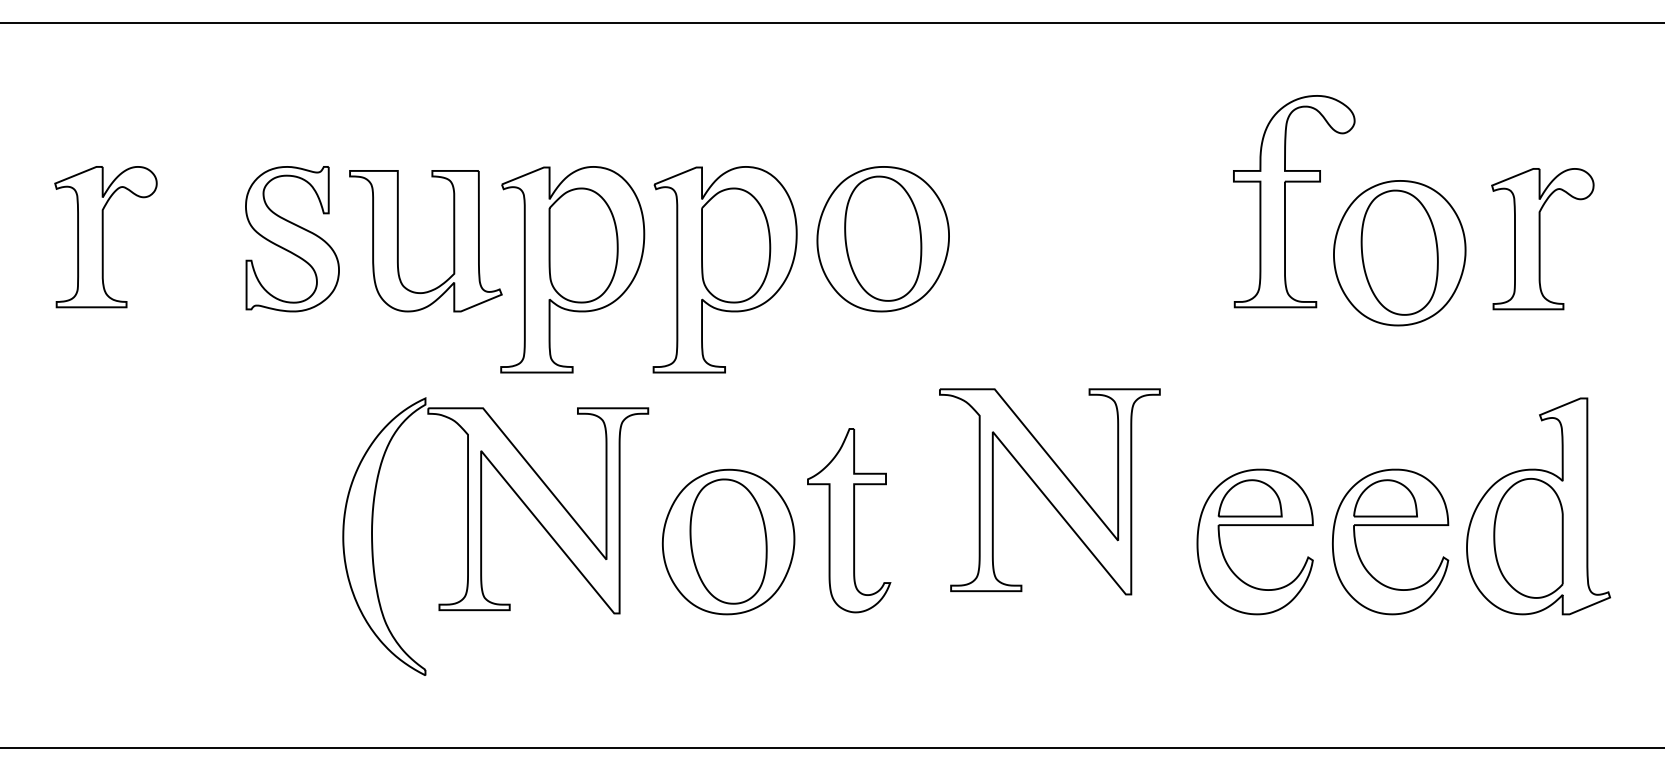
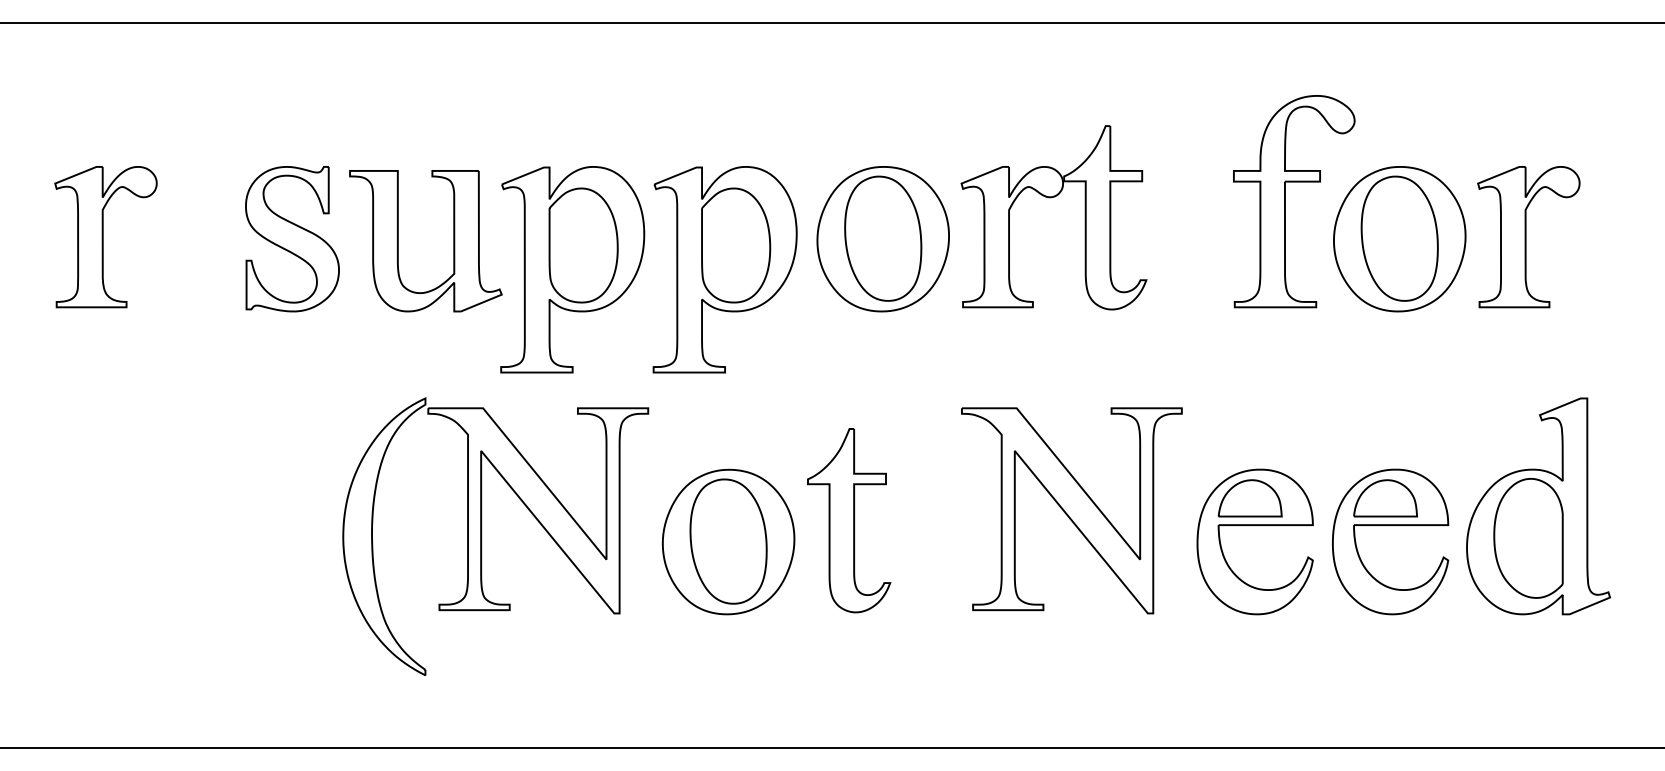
part: none -> present (1051, 198)
part position: (1542, 239) -> (1528, 237) (1528, 237)
part position: (1399, 253) -> (1399, 239) (1399, 239)
part position: (1049, 491) -> (1071, 510) (1071, 510)
